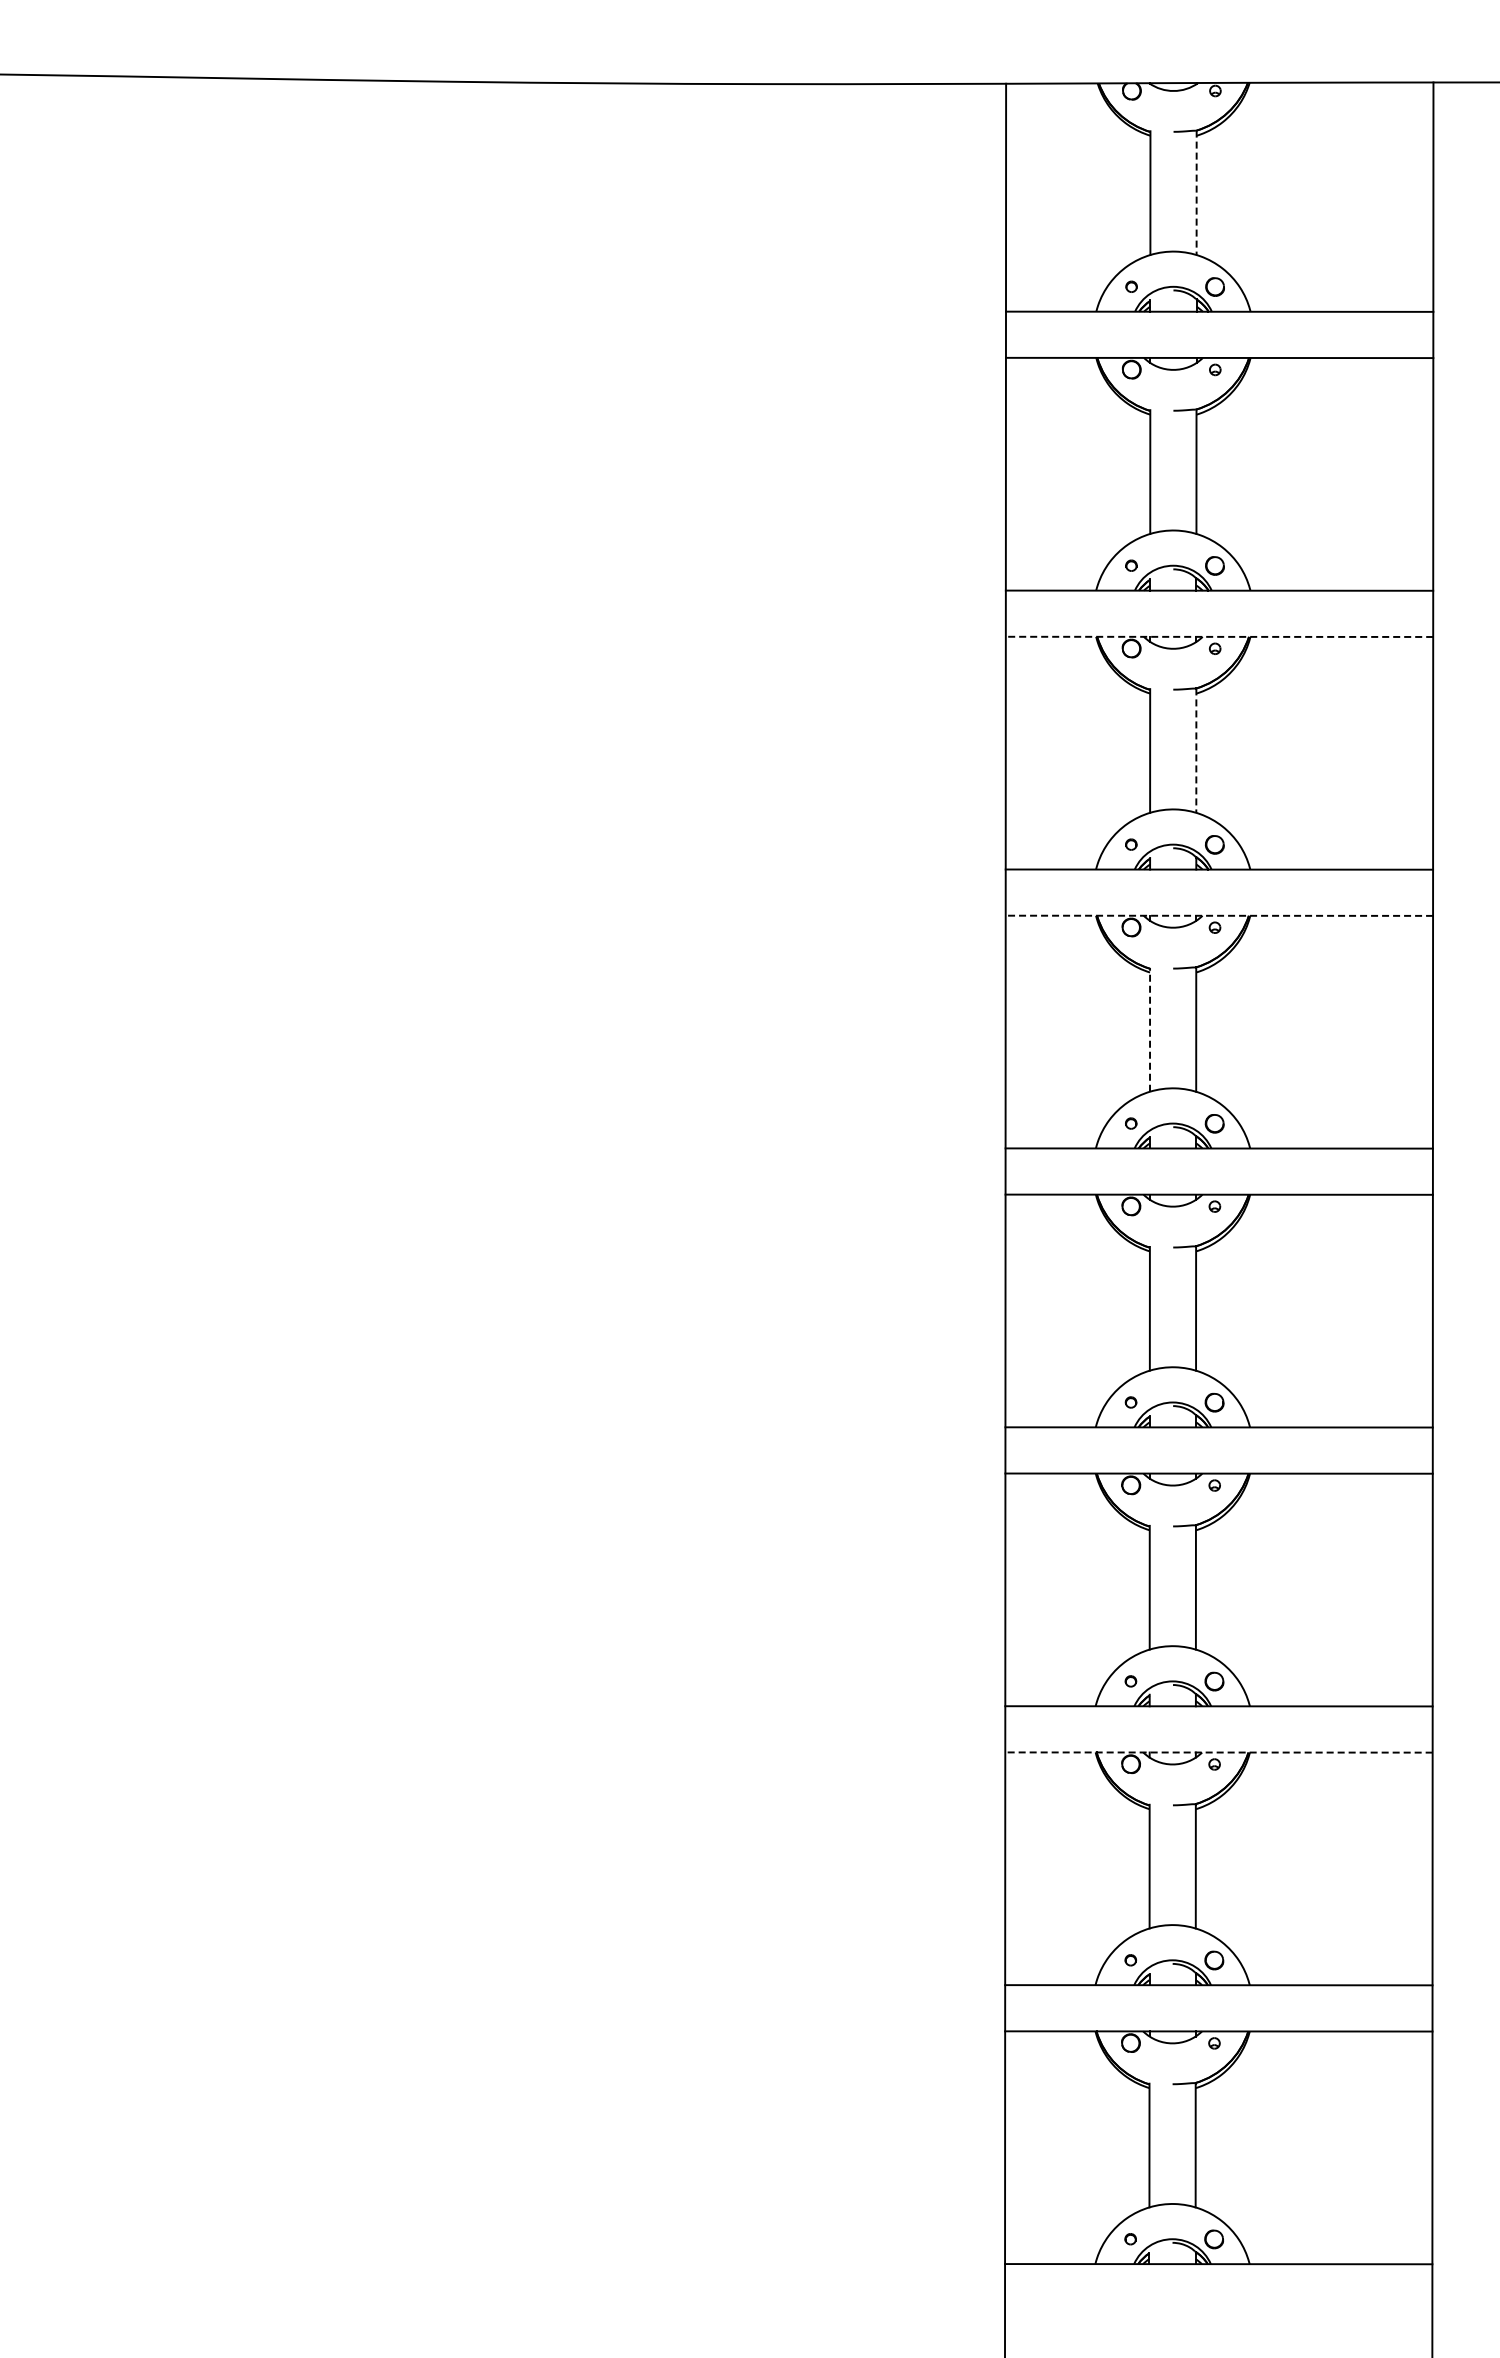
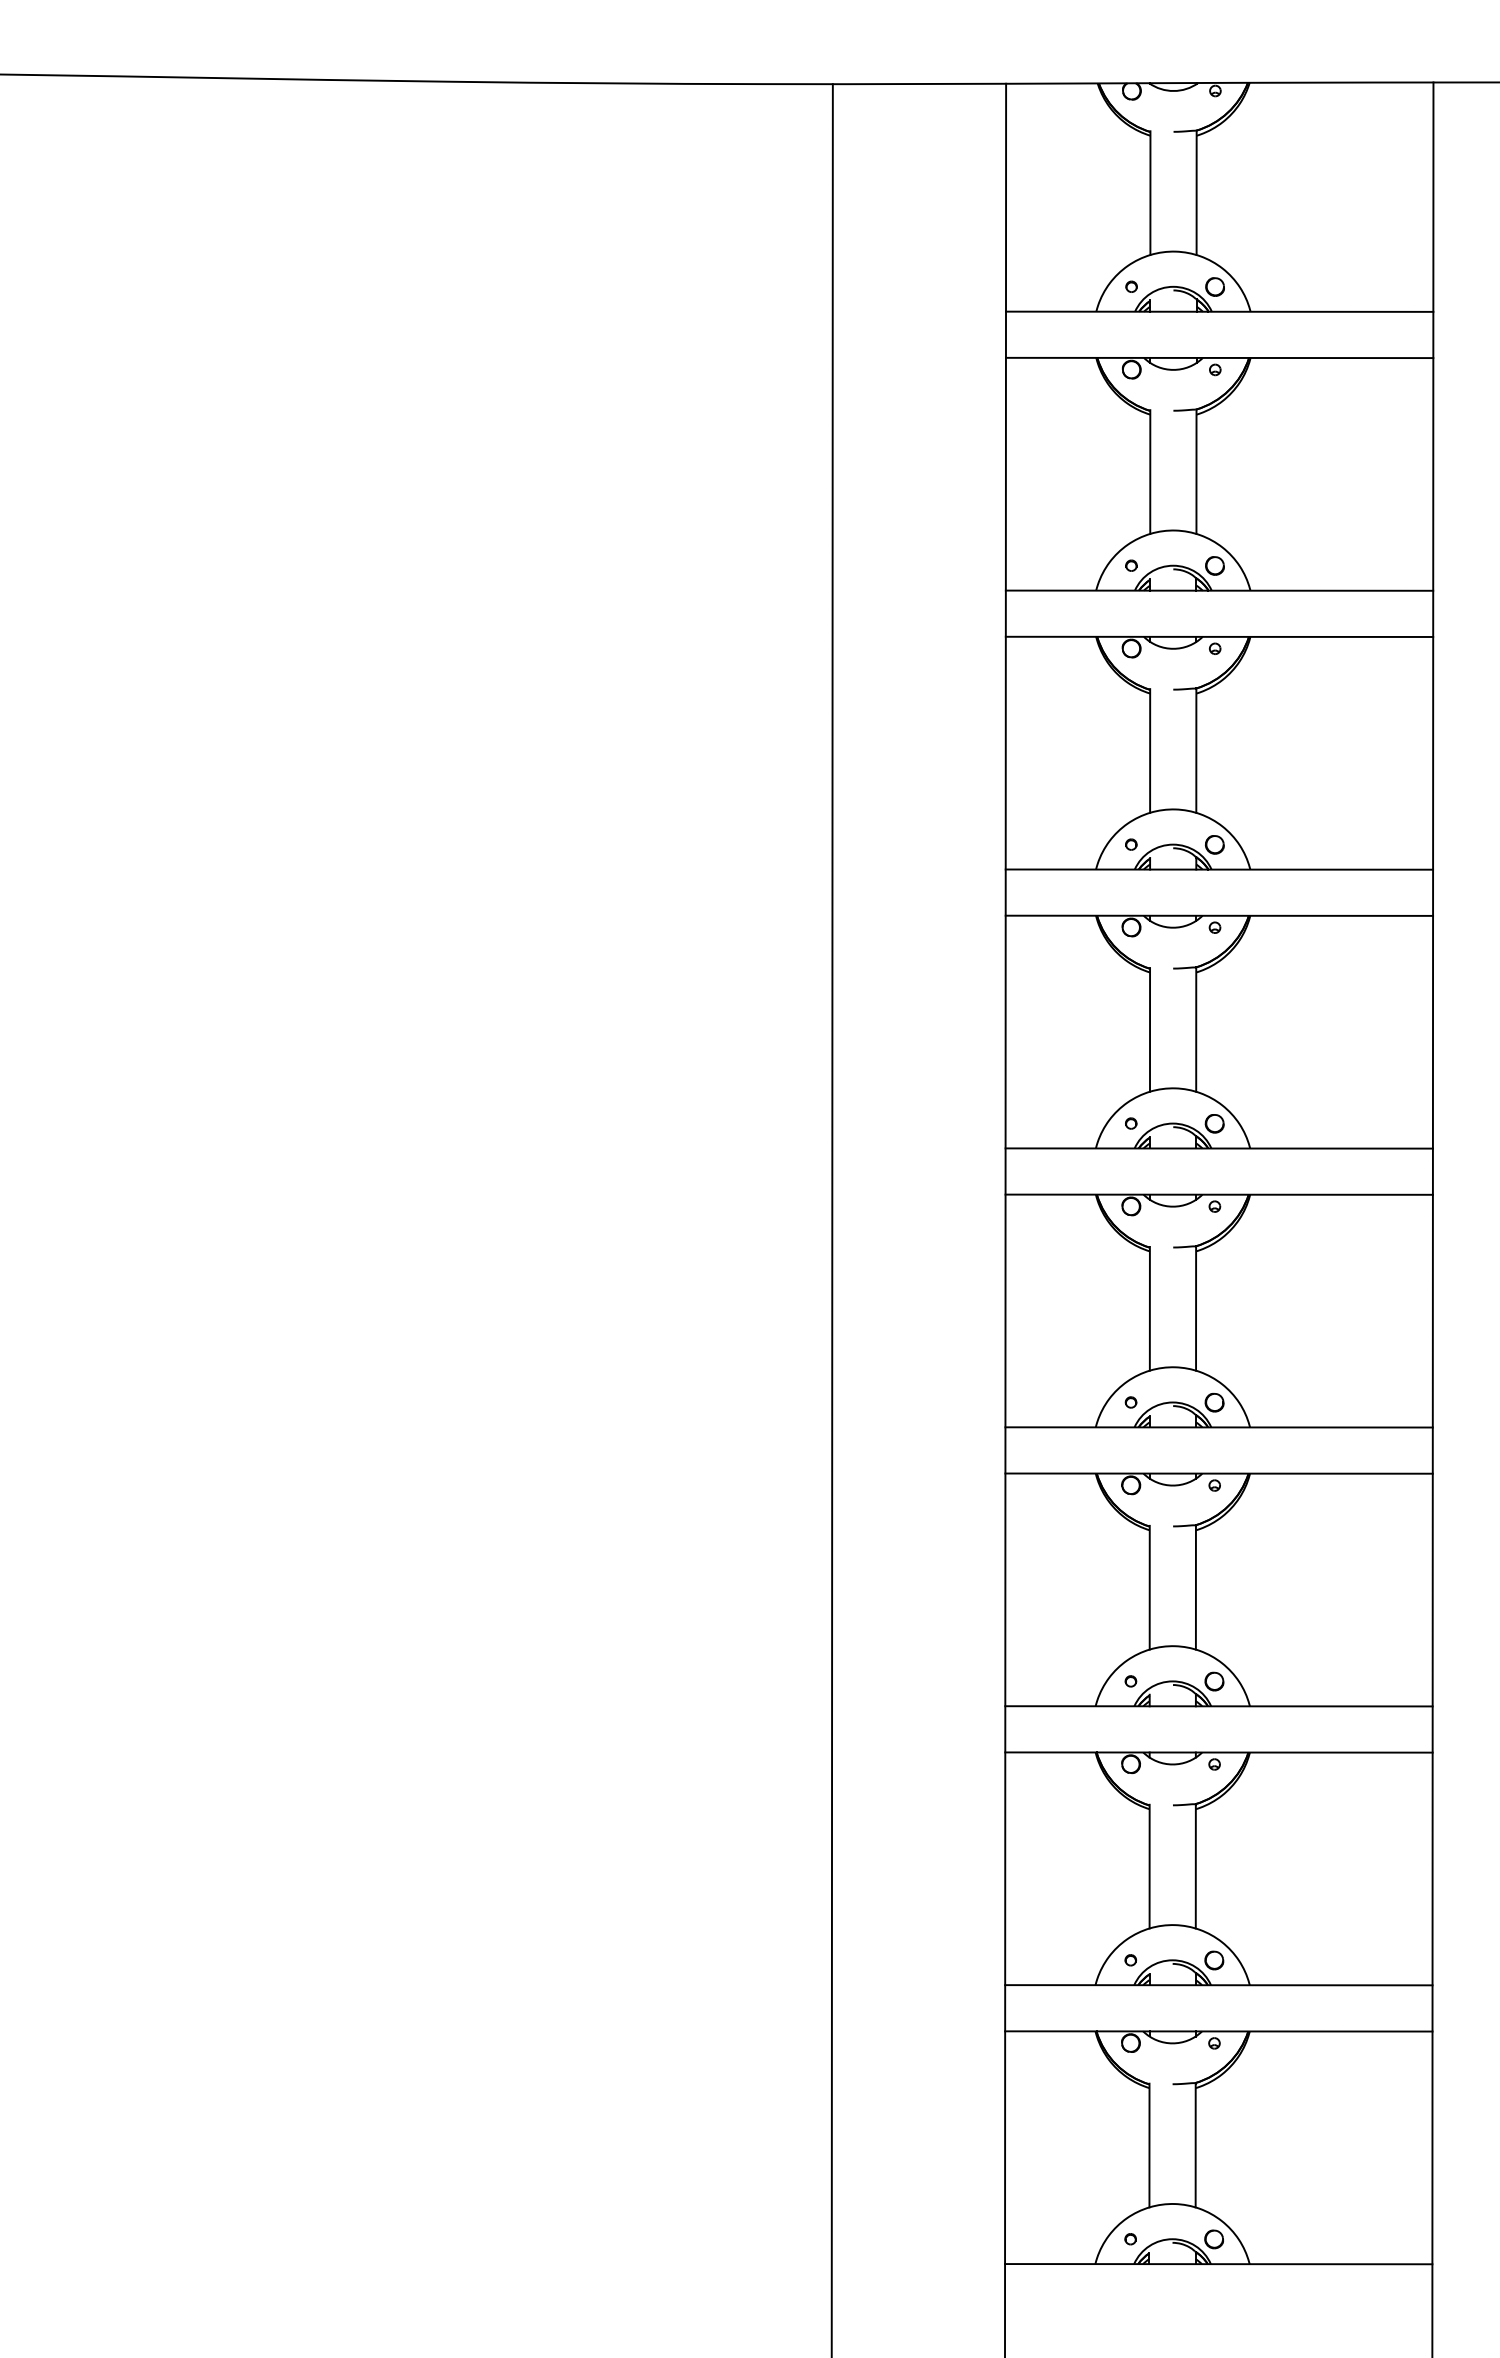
line: dashed -> solid (1196, 193)
line: dashed -> solid (1219, 636)
line: dashed -> solid (1196, 751)
line: dashed -> solid (1219, 915)
line: dashed -> solid (1150, 1029)
line: none -> present (831, 1219)
line: dashed -> solid (1218, 1752)
